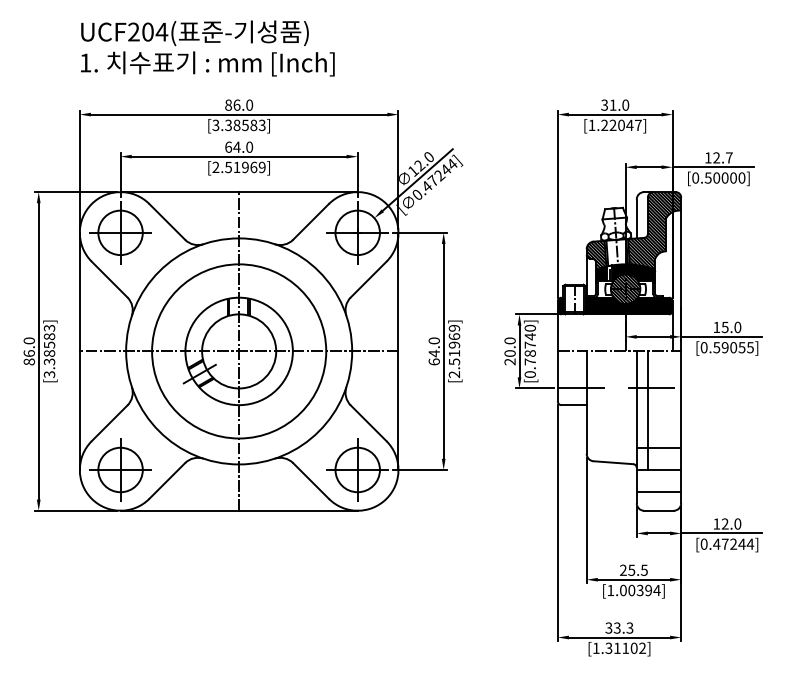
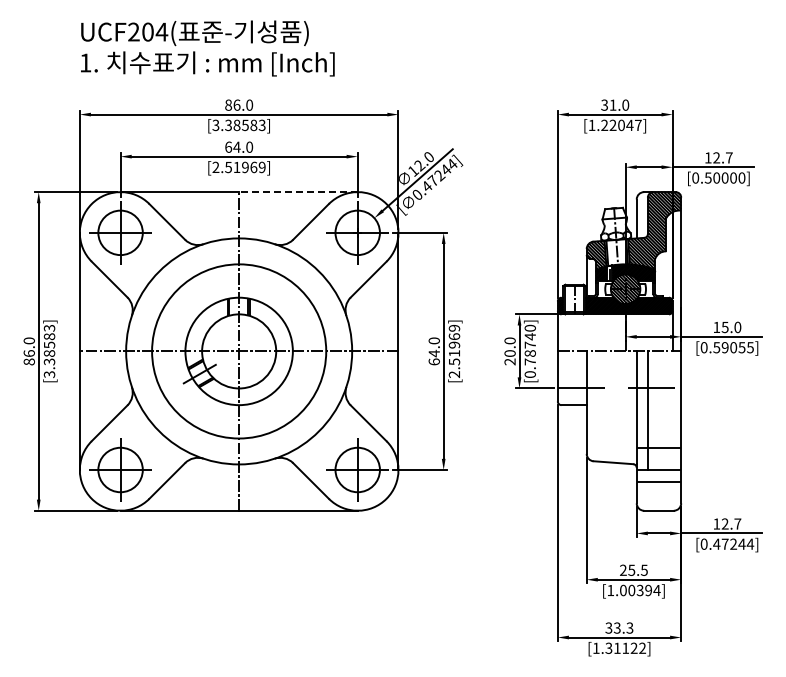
line: solid -> dashed (297, 192)
line position: (658, 492) -> (658, 482) (658, 482)
text: 12.0 -> 12.7 (737, 523)
text: [1.31102] -> [1.31122] (633, 647)
